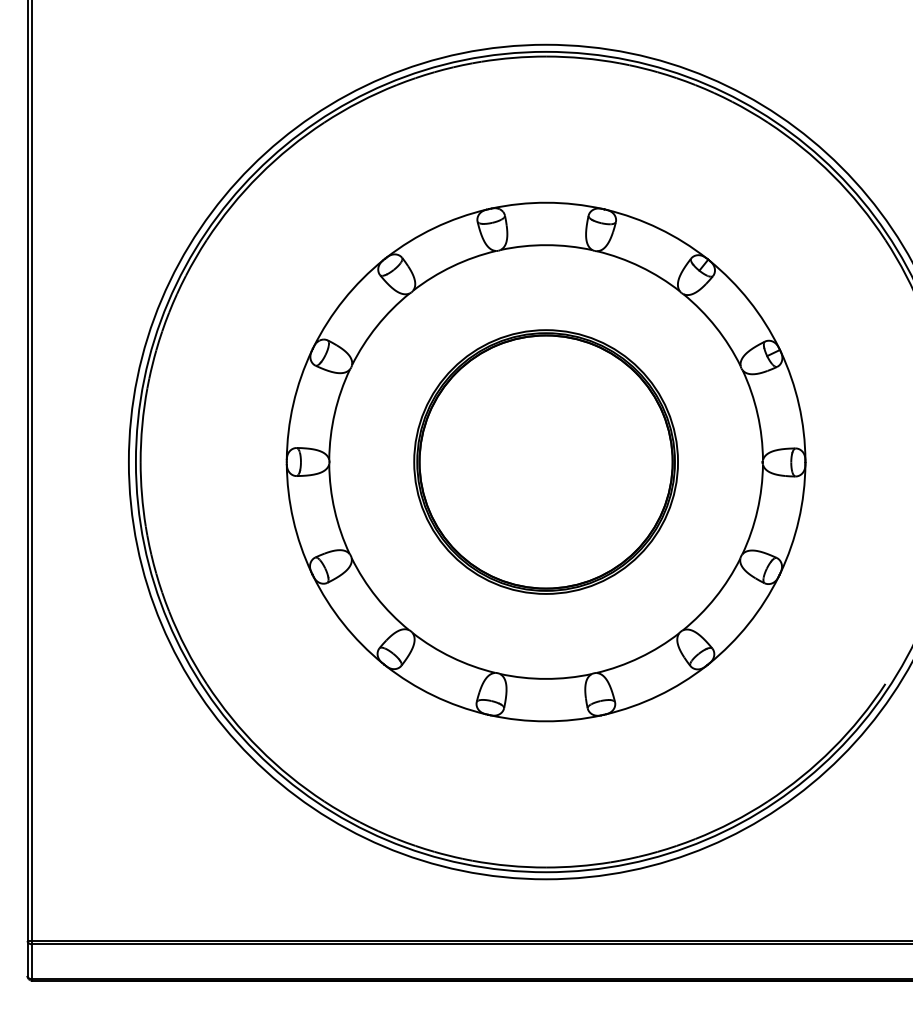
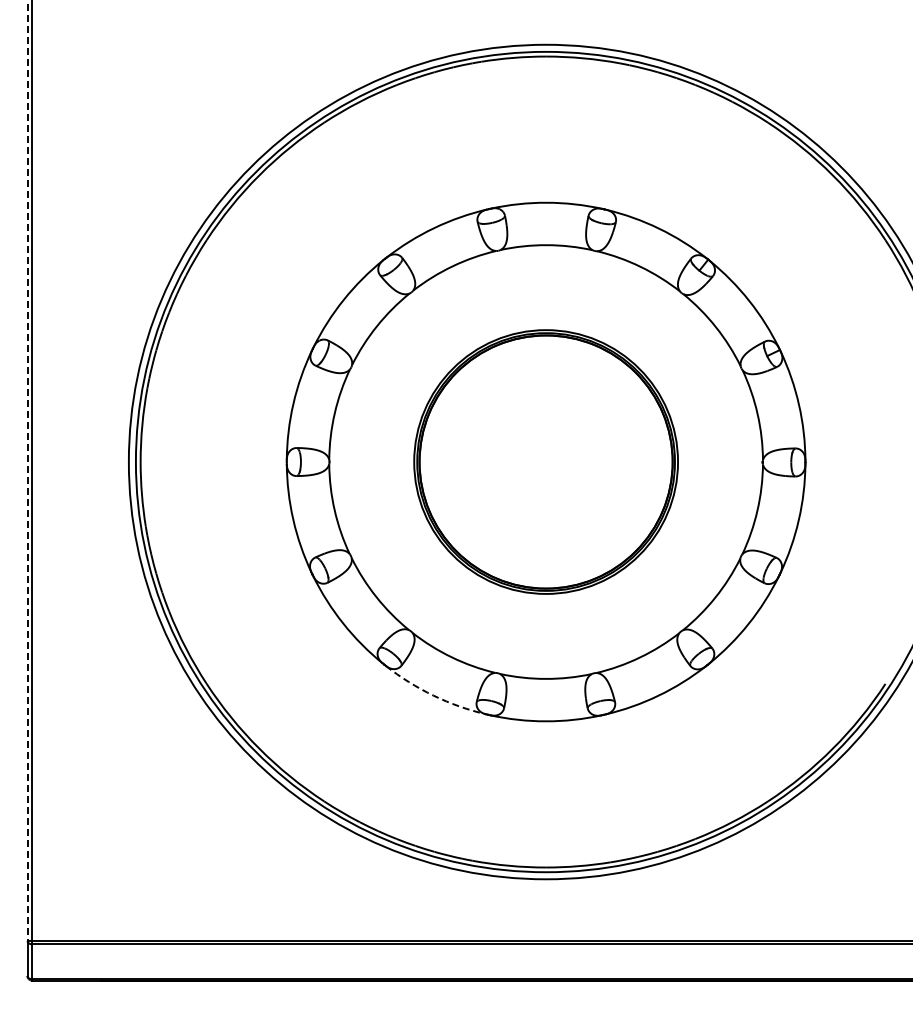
line: solid -> dashed (27, 471)
arc: solid -> dashed (433, 695)
